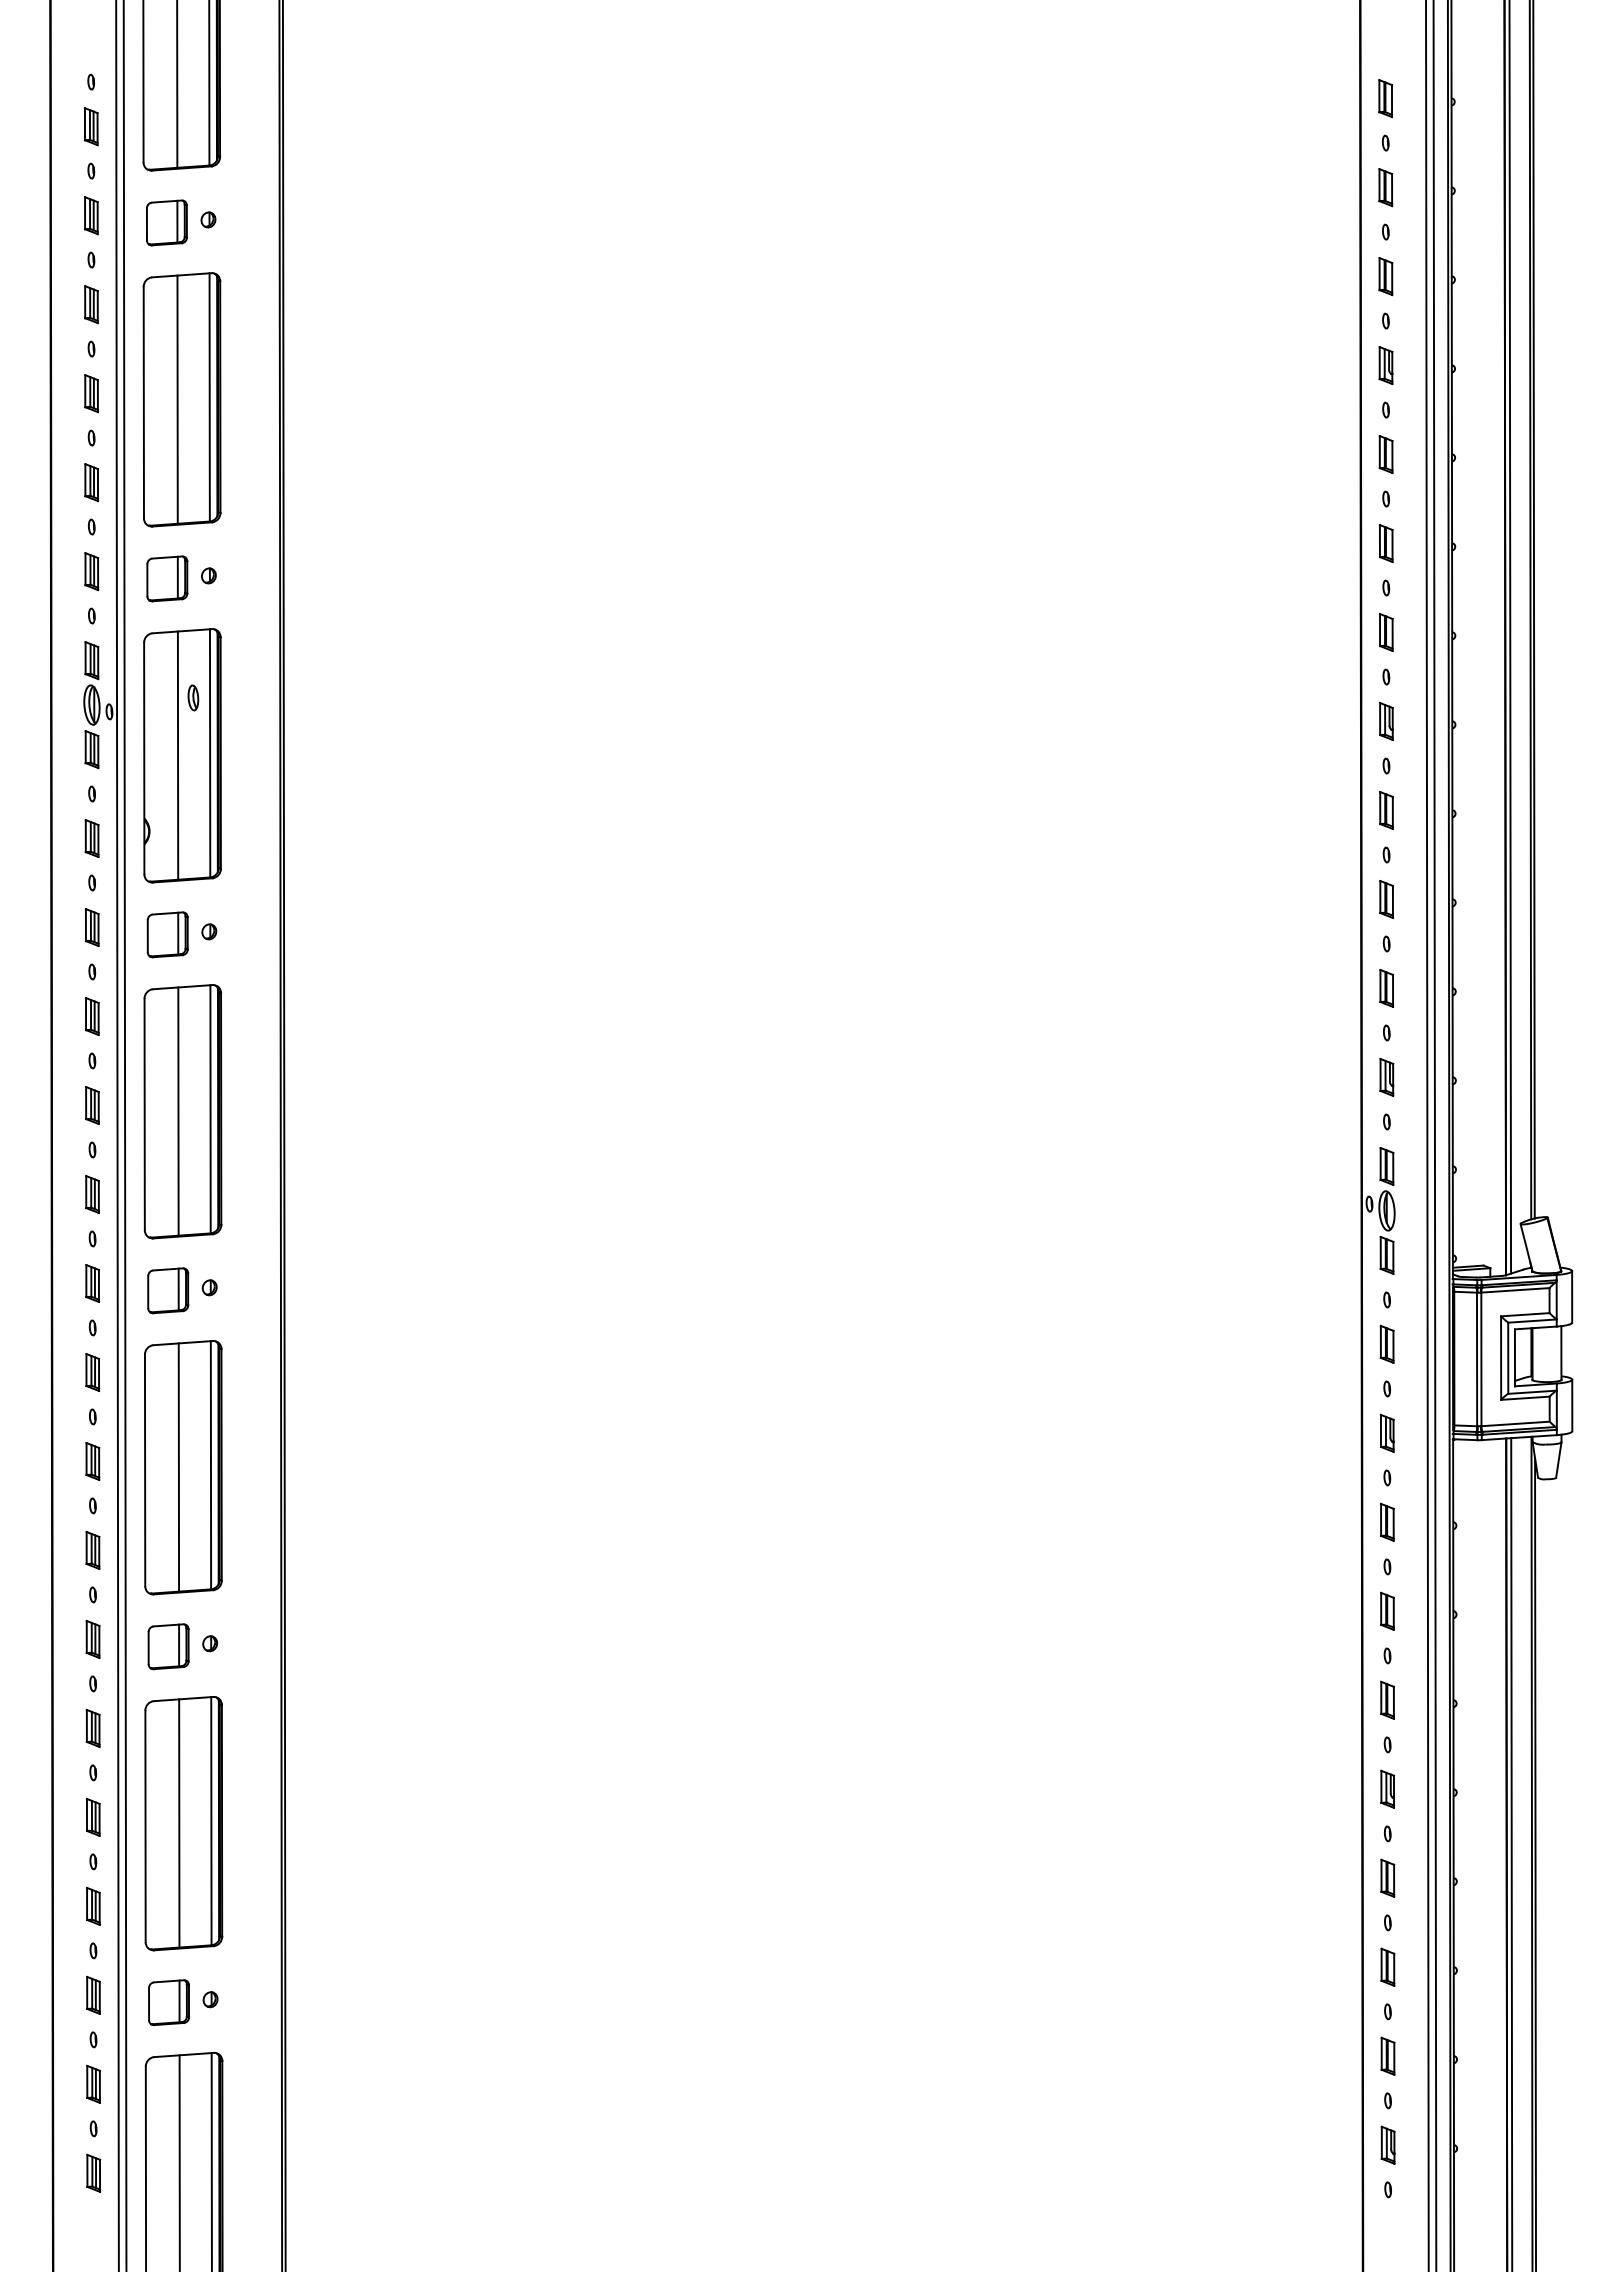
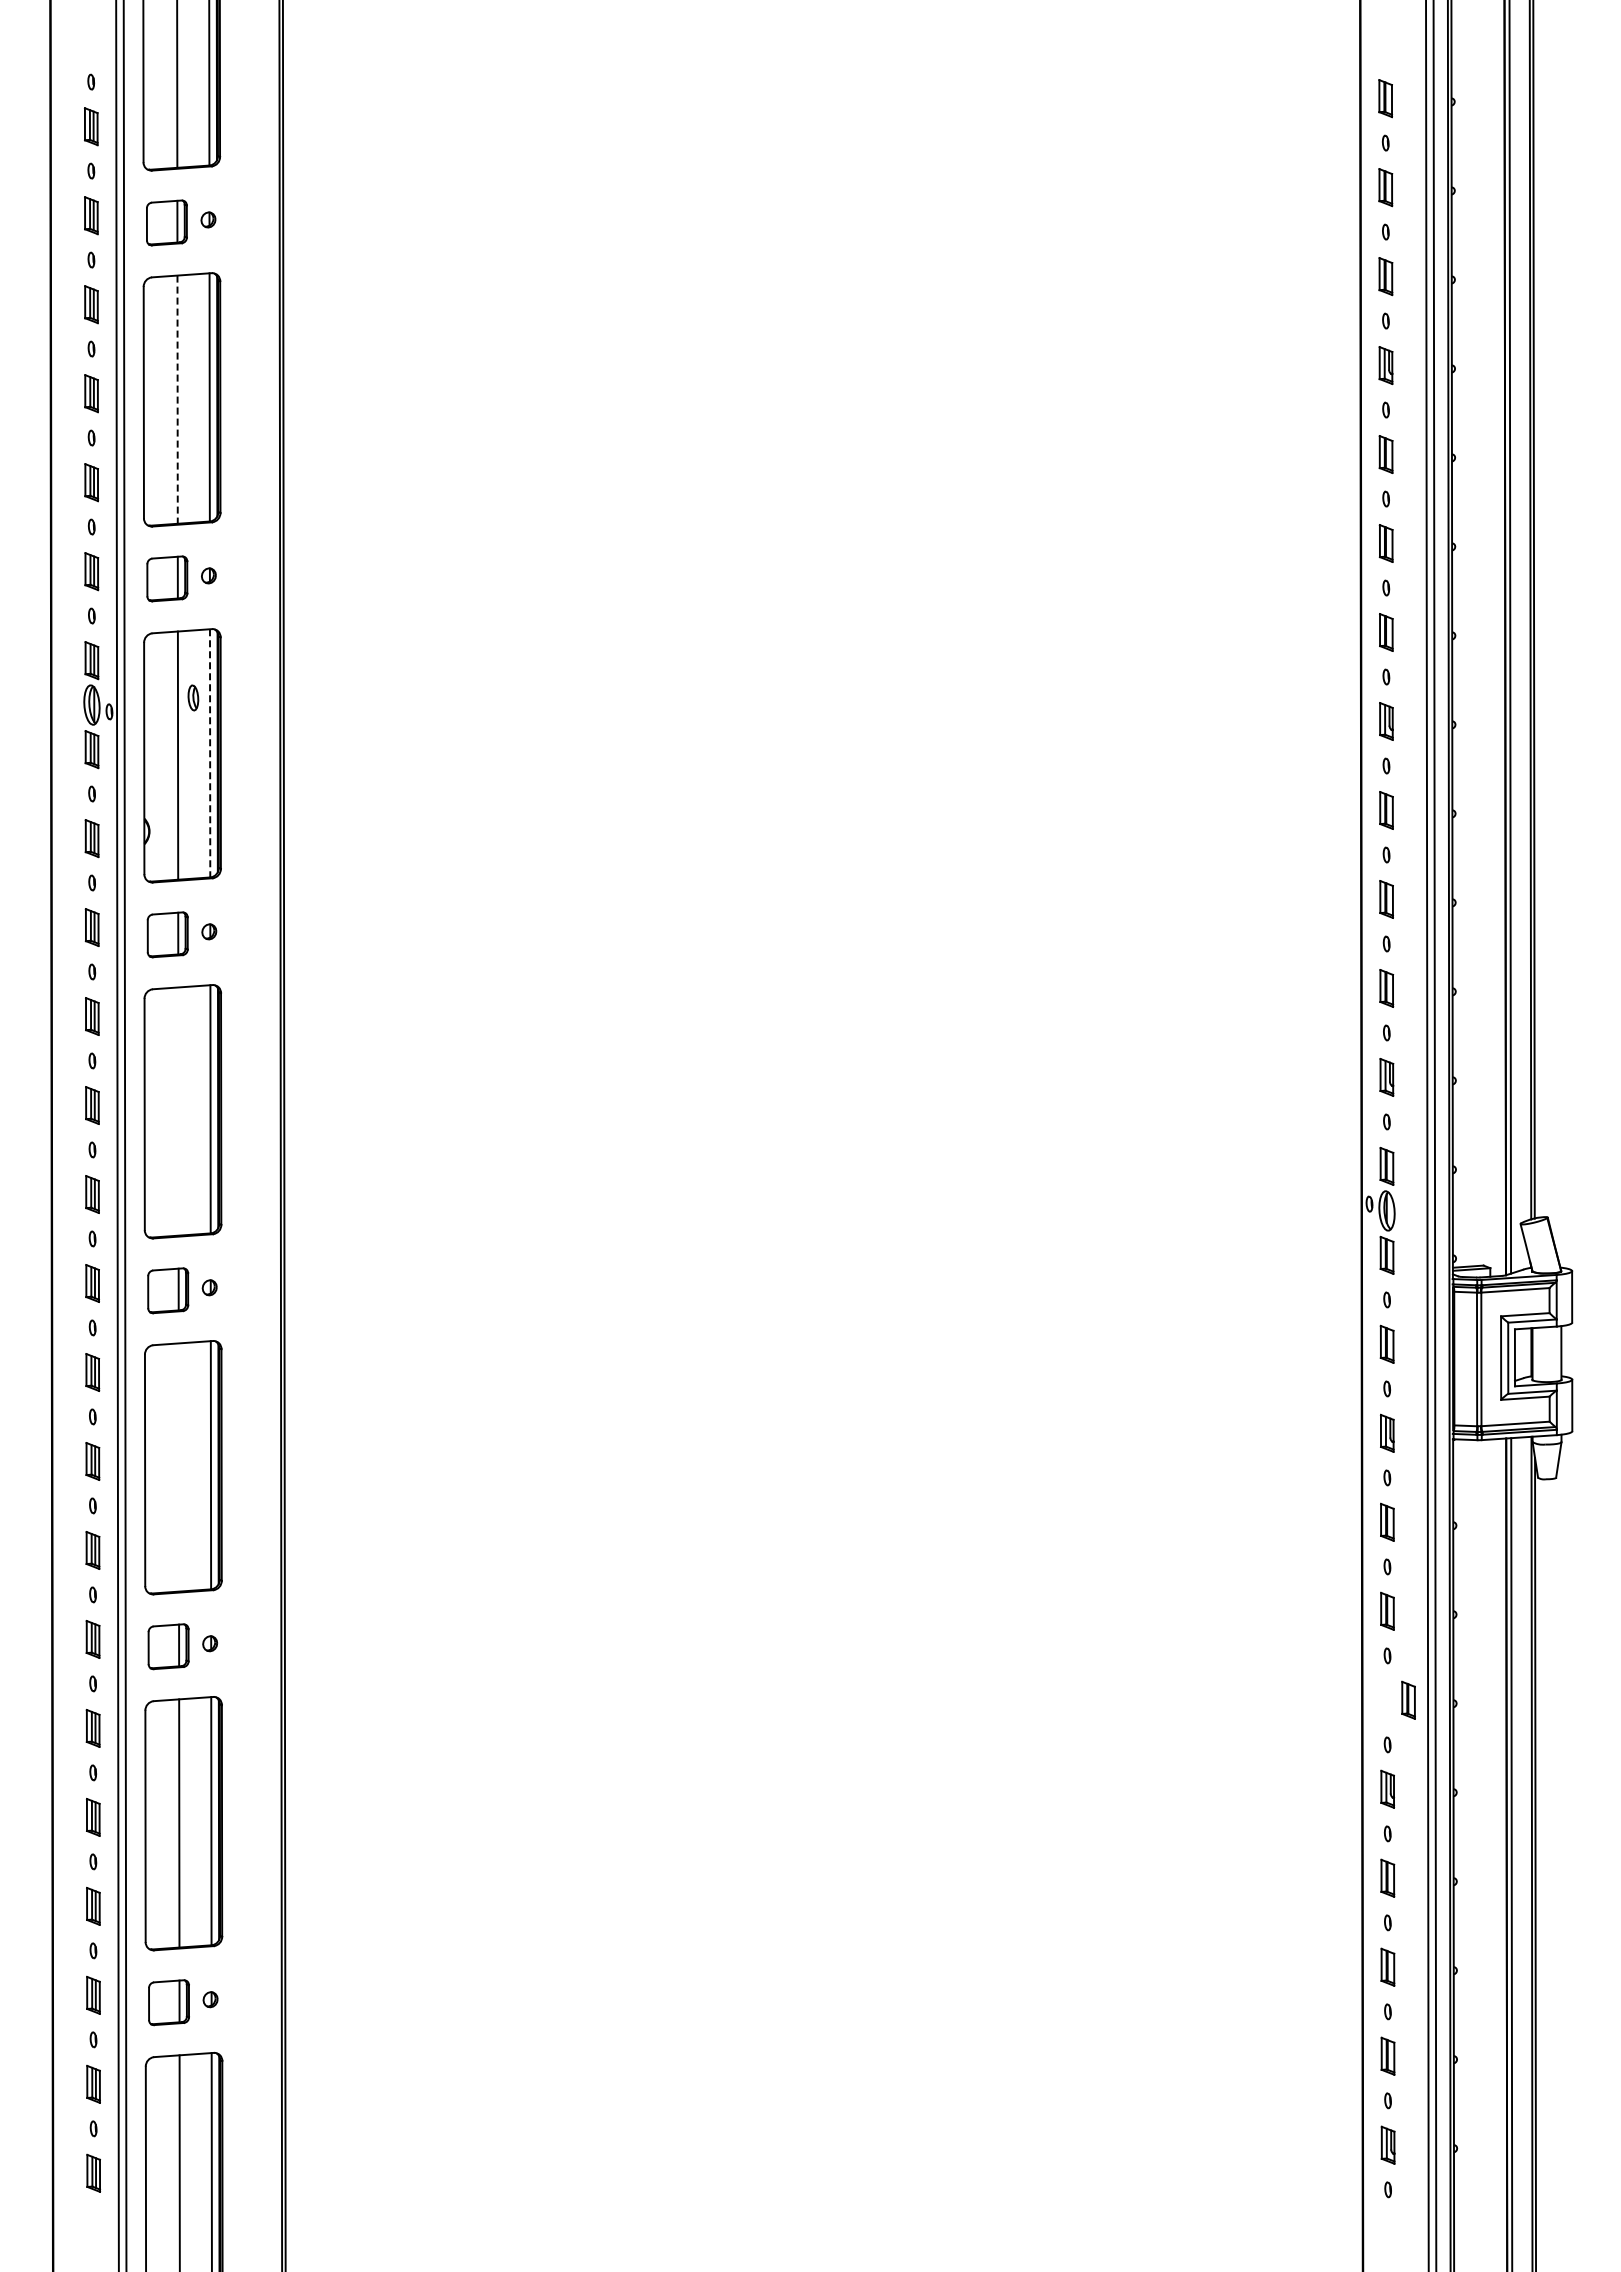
line: solid -> dashed (177, 400)
line: solid -> dashed (210, 753)
line: present -> none (178, 1111)
line: present -> none (178, 1467)
part position: (1387, 1699) -> (1408, 1699) (1408, 1699)
